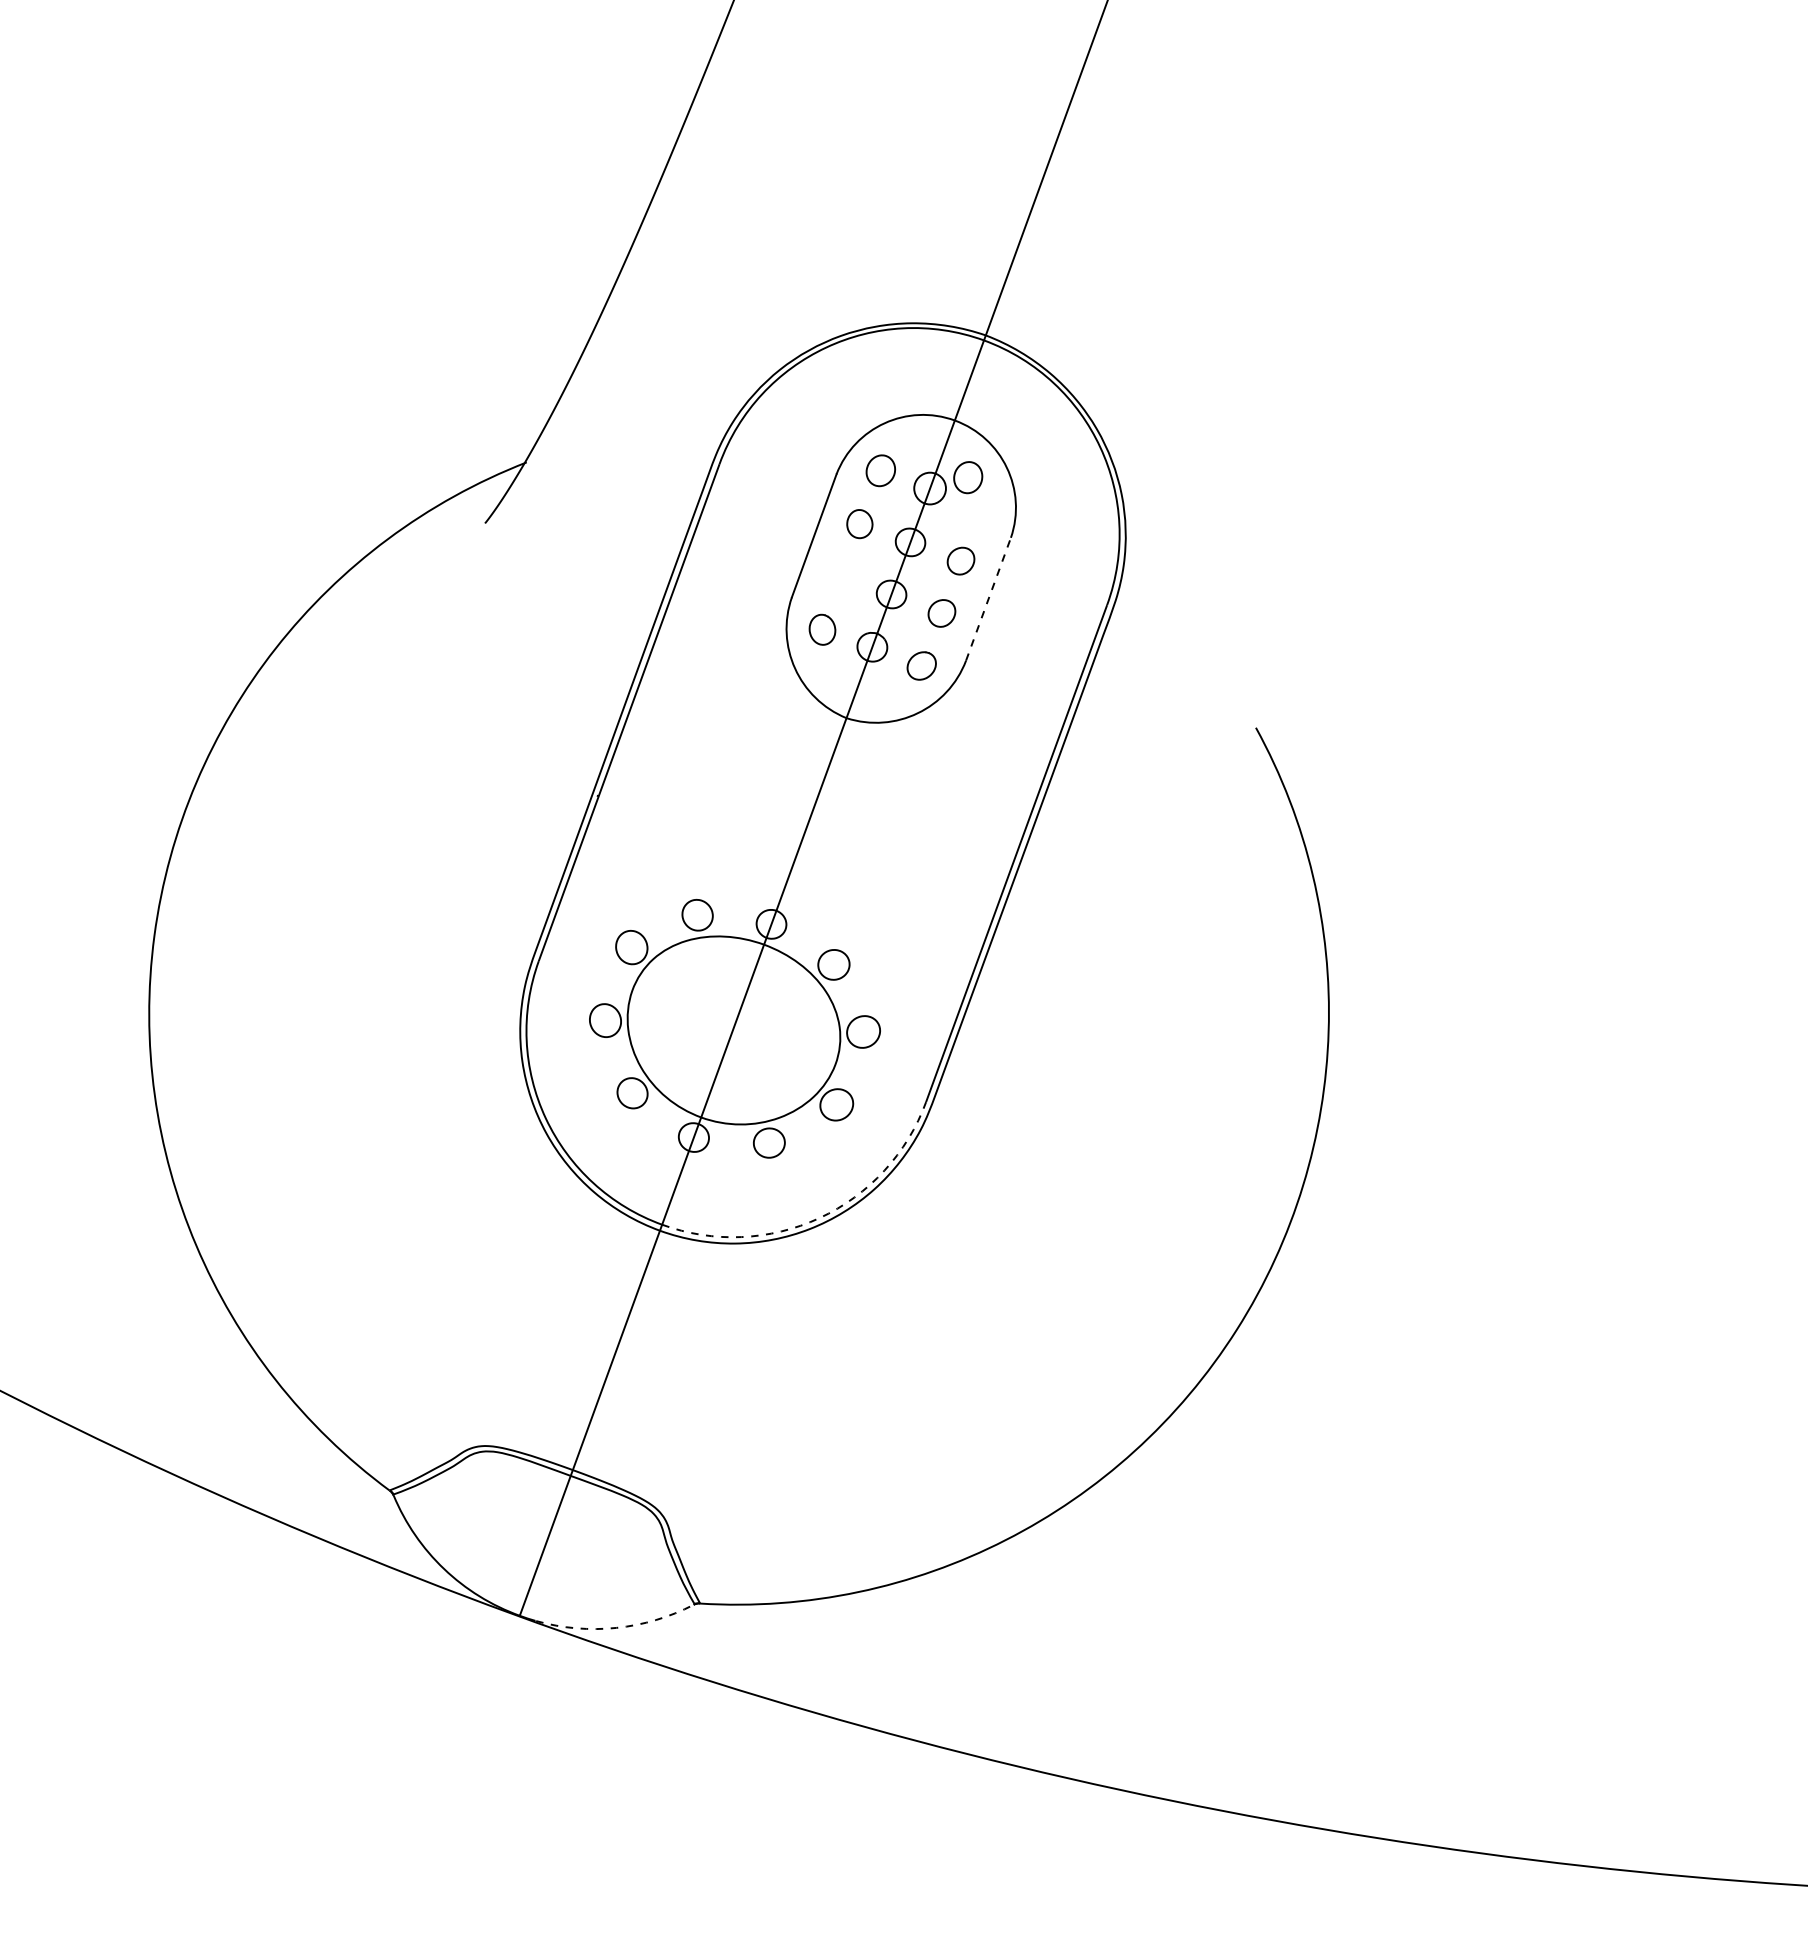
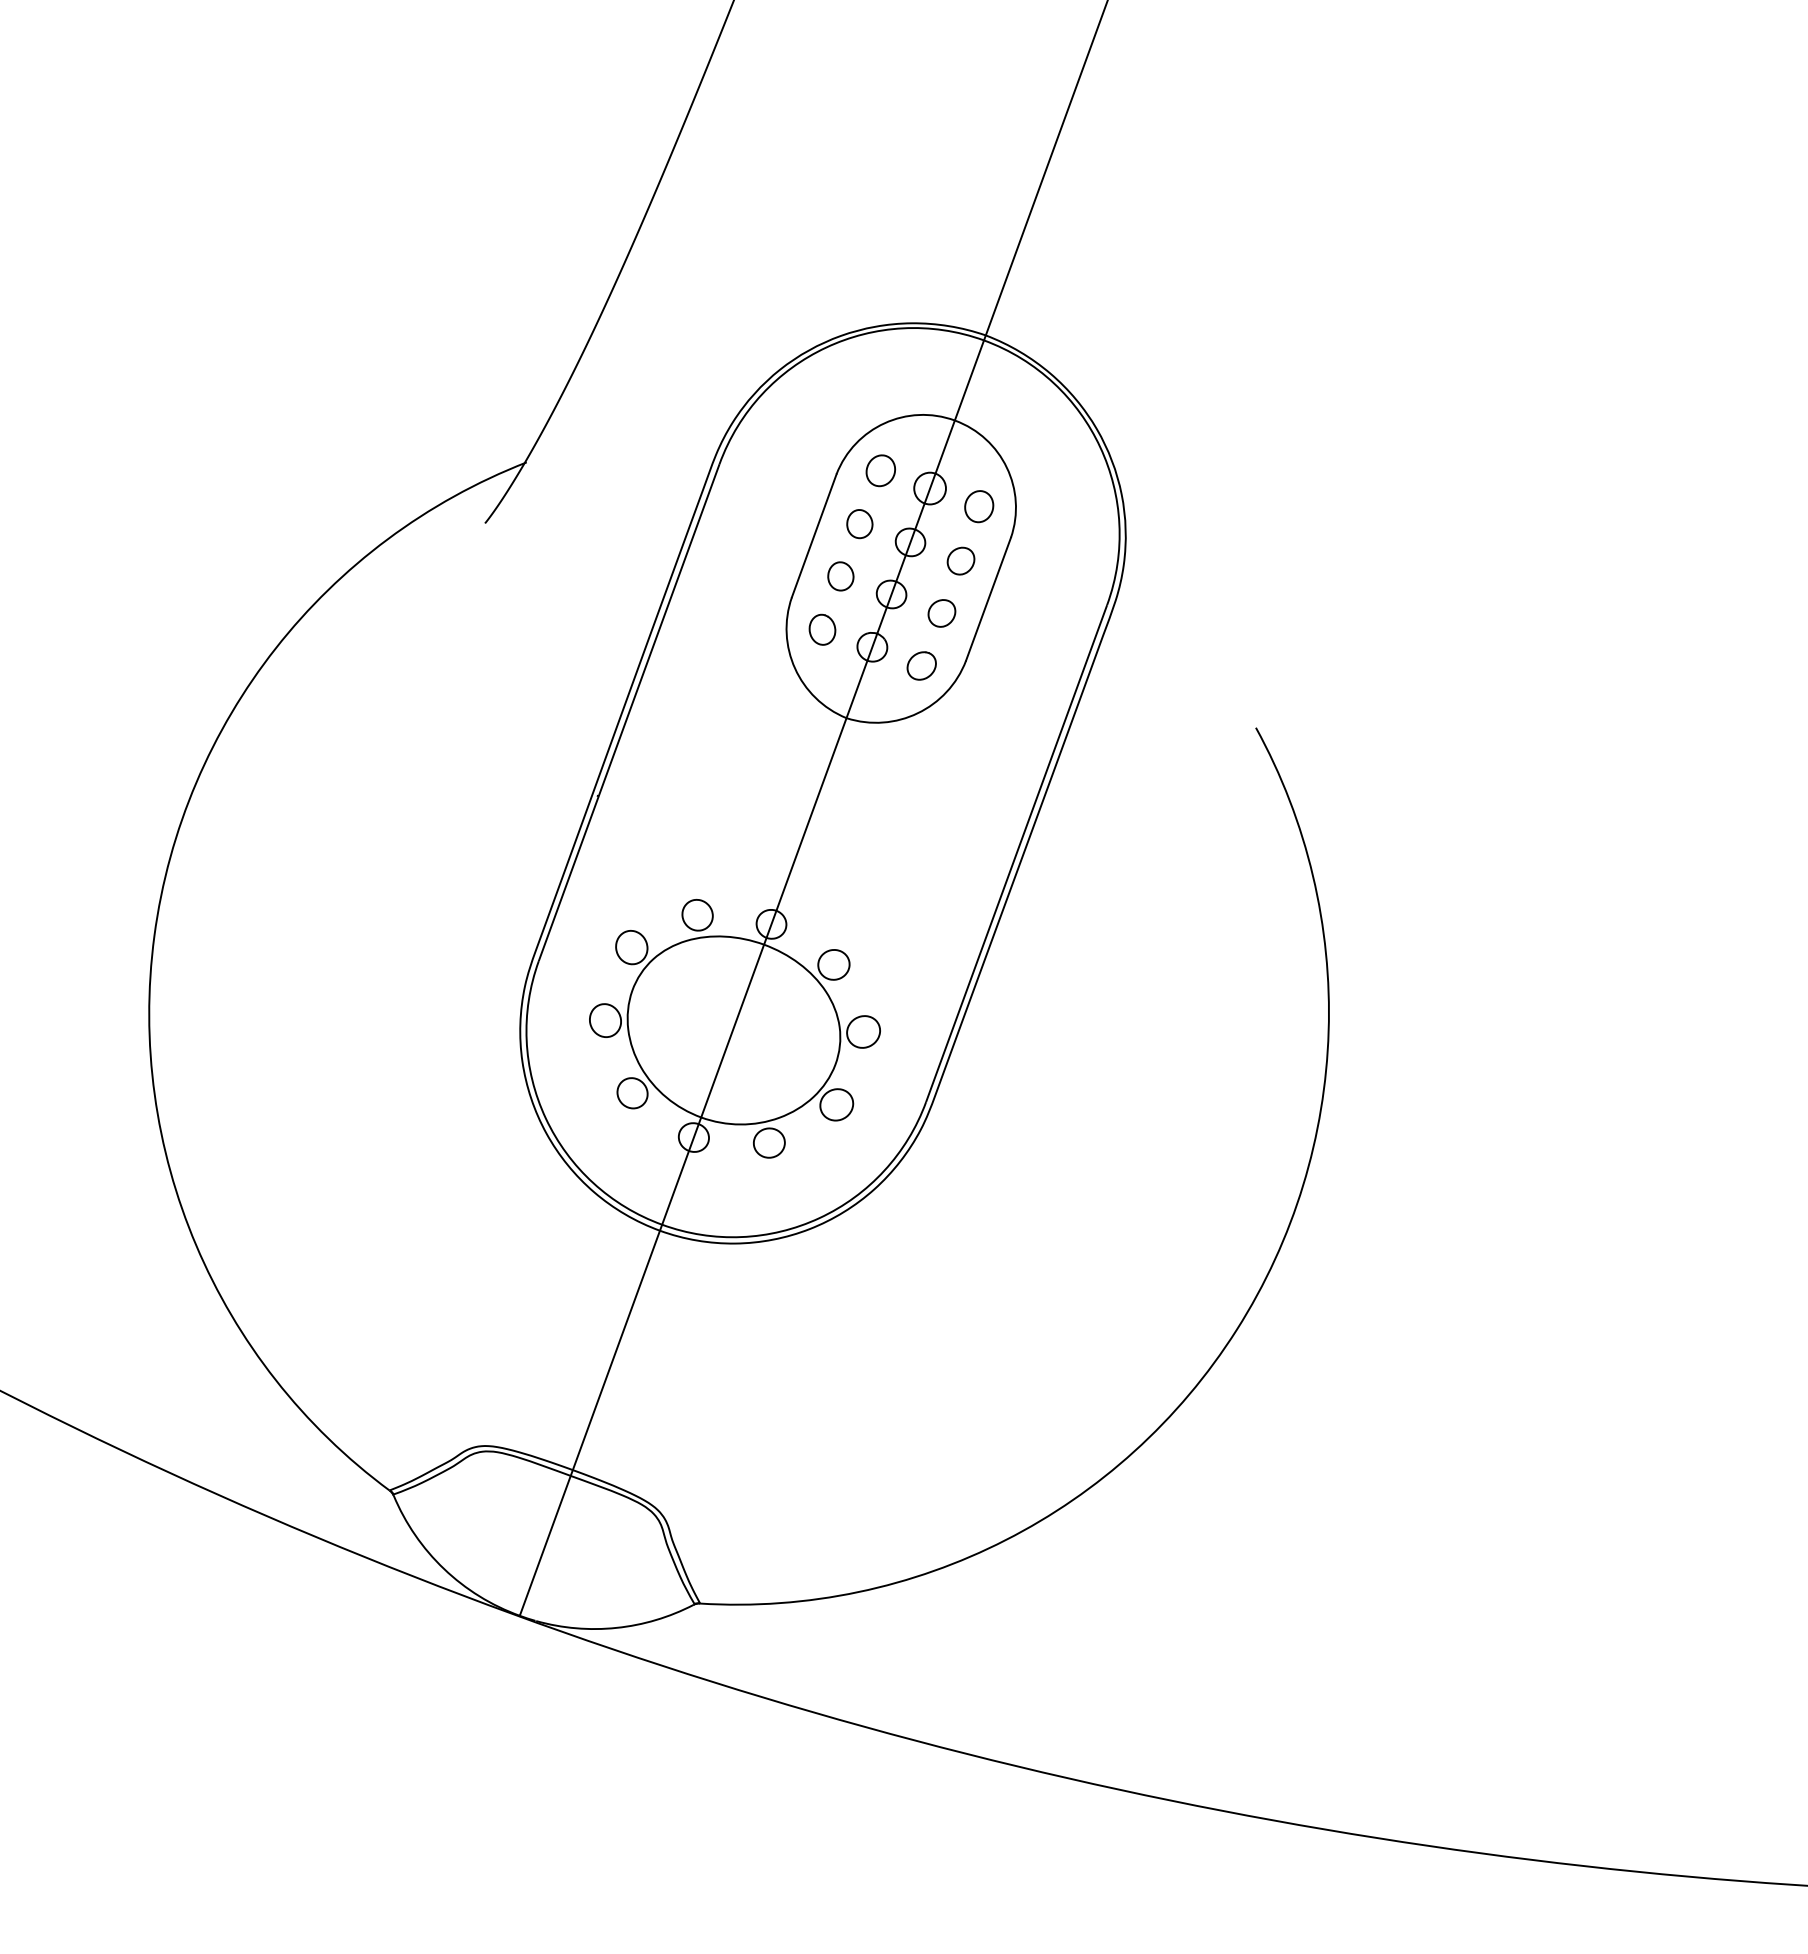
part position: (968, 477) -> (979, 506) (979, 506)
part: none -> present (840, 576)
line: dashed -> solid (988, 598)
arc: dashed -> solid (819, 1218)
arc: dashed -> solid (616, 1627)
